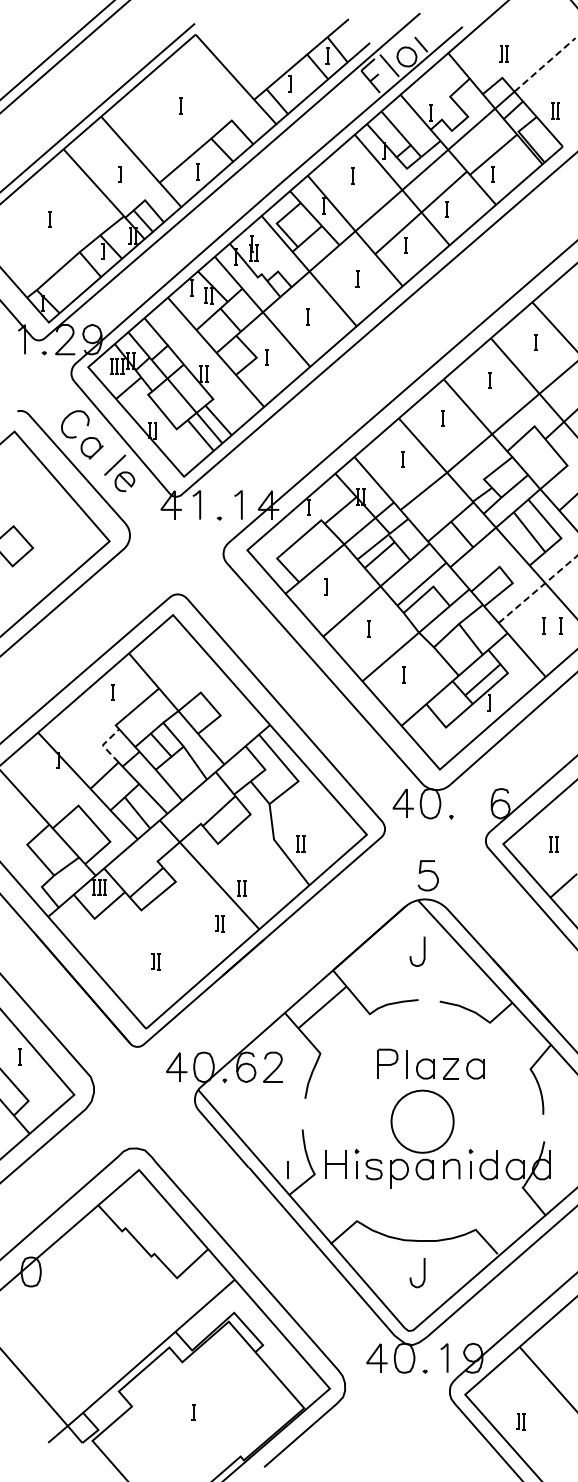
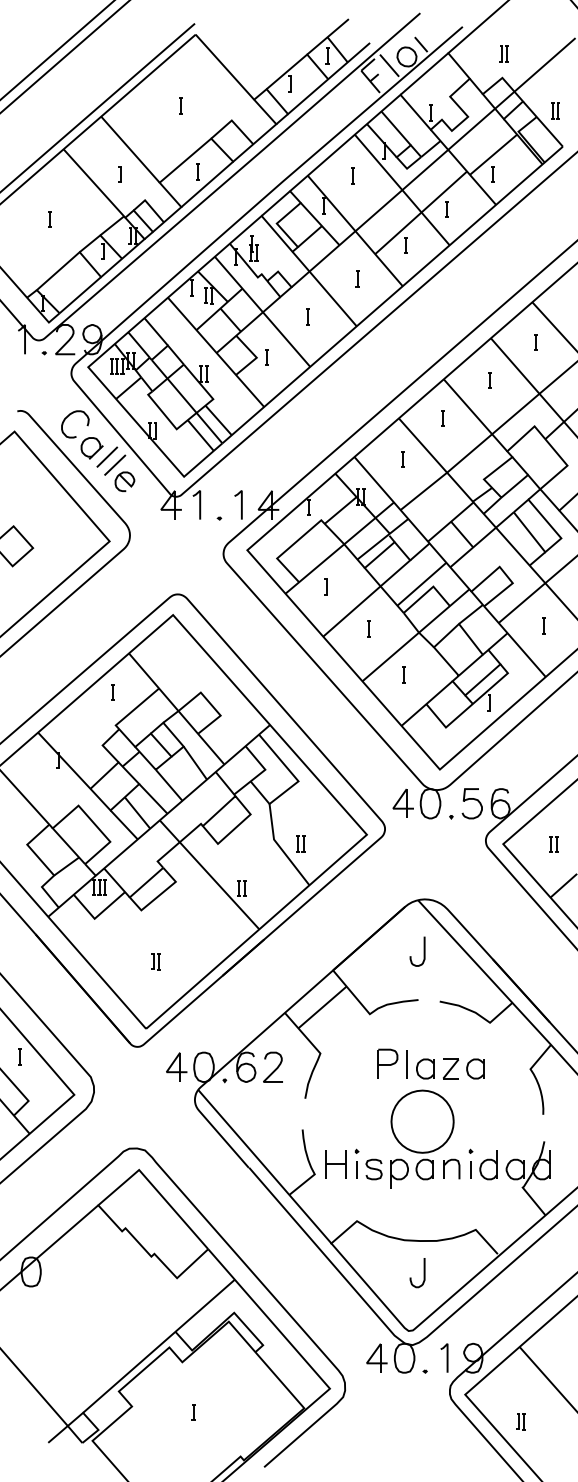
line: dashed -> solid (544, 65)
line: none -> present (107, 456)
line: dashed -> solid (538, 588)
line: present -> none (560, 625)
line: dashed -> solid (102, 745)
curve position: (427, 871) -> (471, 799) (471, 799)
part: present -> none (219, 923)
line: present -> none (287, 1169)
